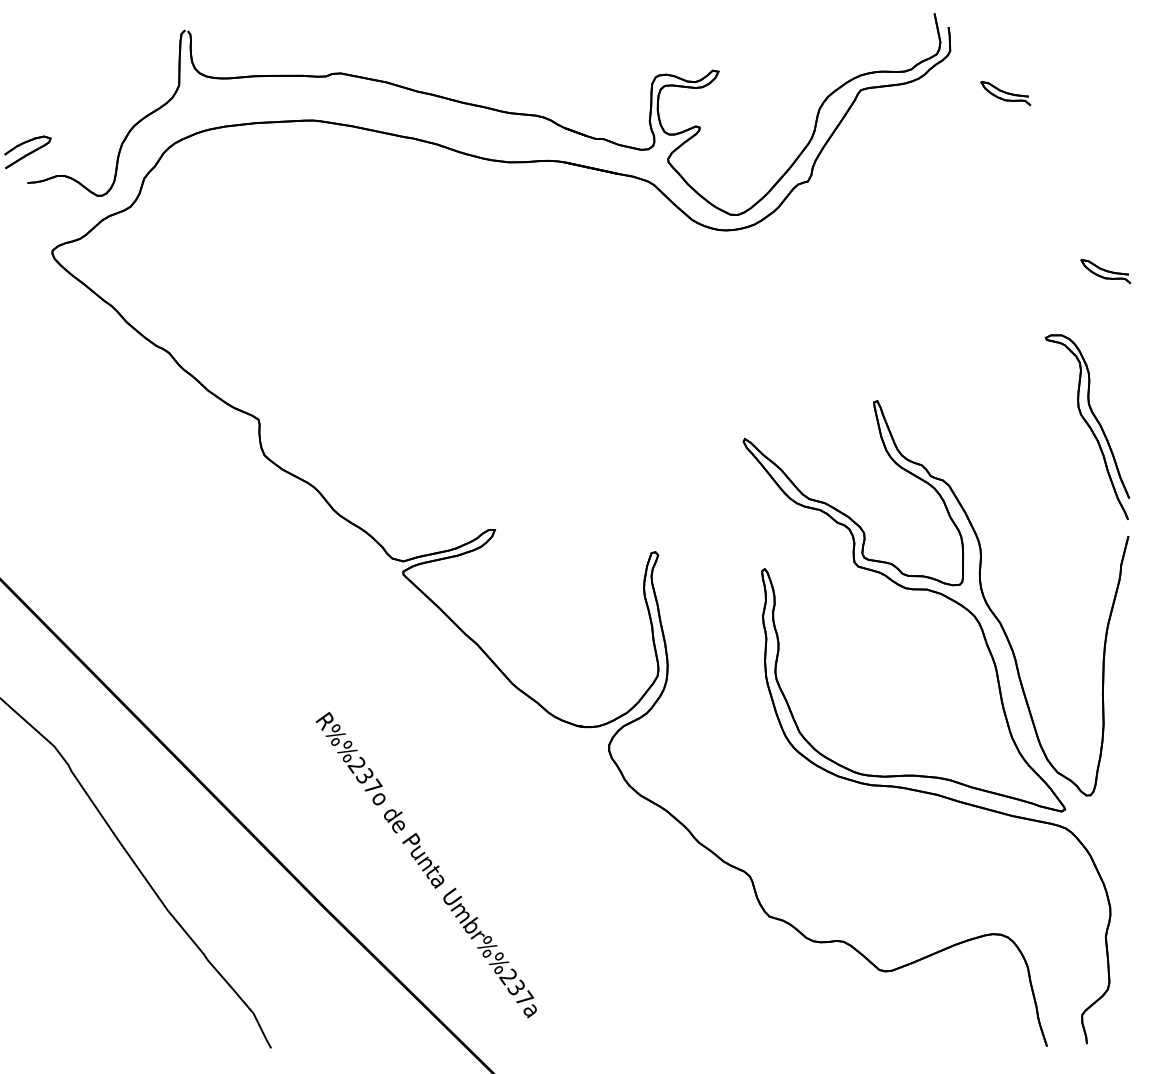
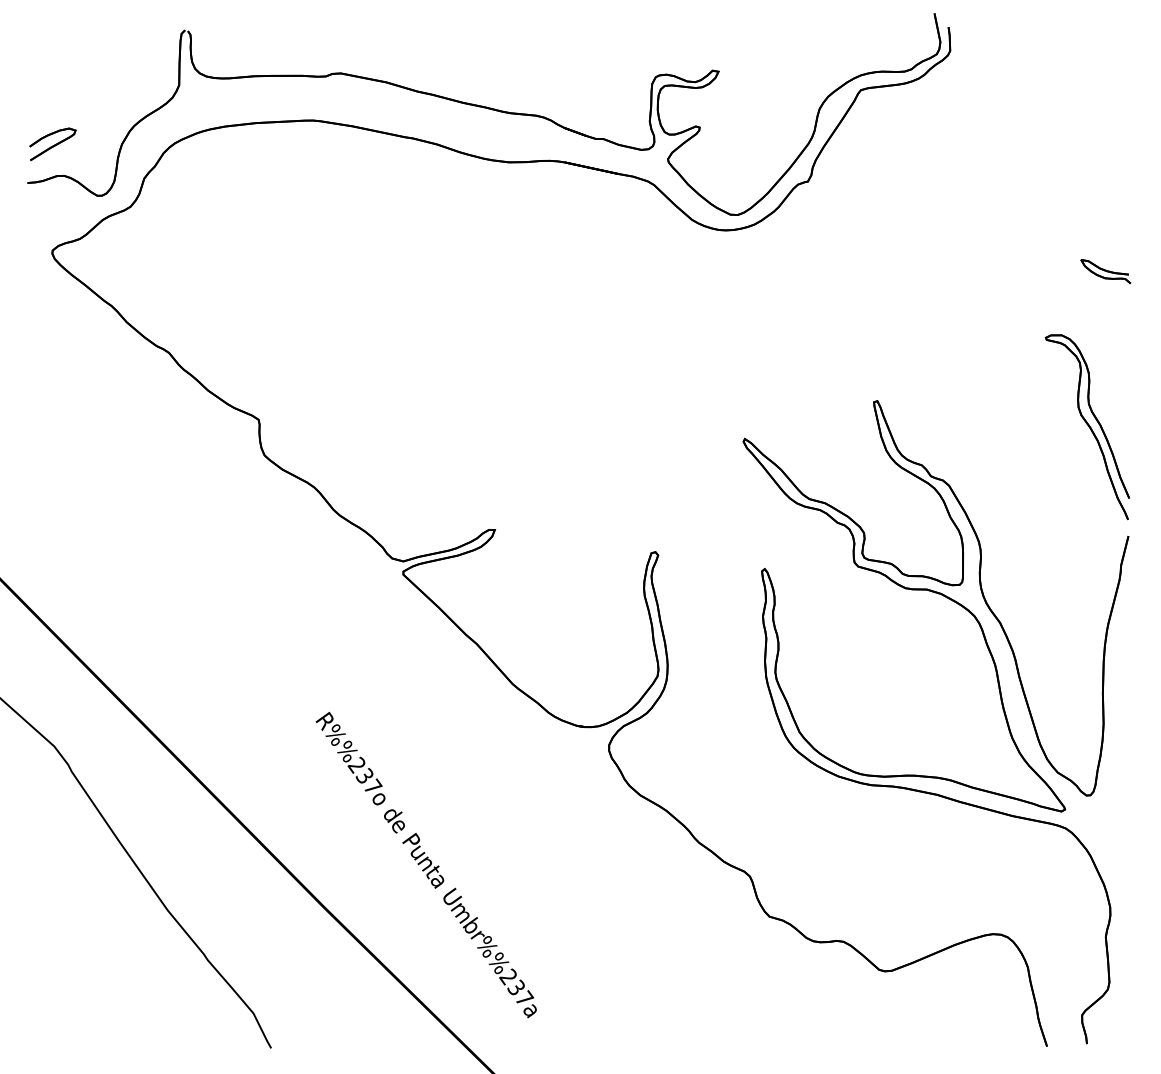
part: present -> none (1005, 93)
part position: (27, 151) -> (52, 143) (52, 143)
